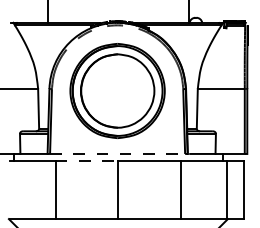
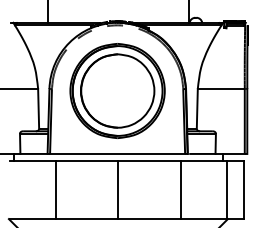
line: dashed -> solid (117, 153)
line: dashed -> solid (87, 161)
